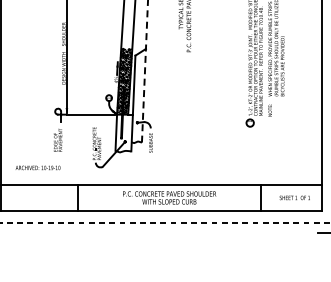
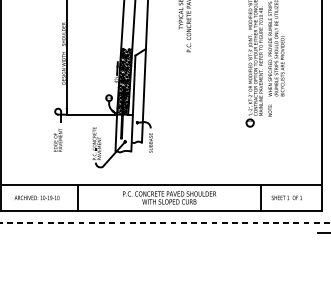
line: dashed -> solid (145, 70)
text position: (37, 167) -> (36, 197) (36, 197)
text position: (294, 197) -> (286, 197) (286, 197)
